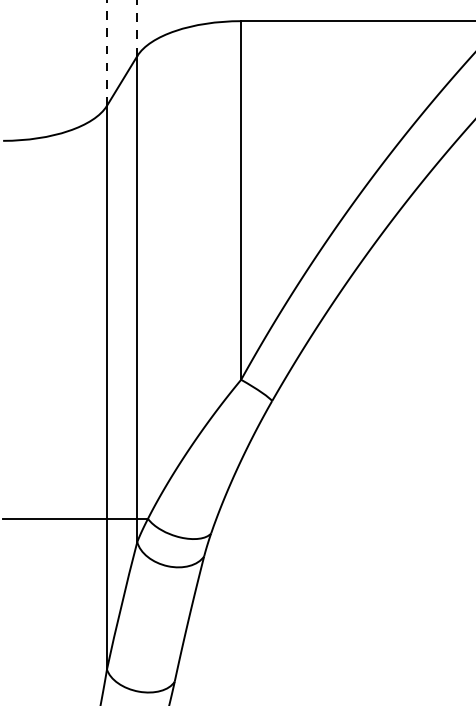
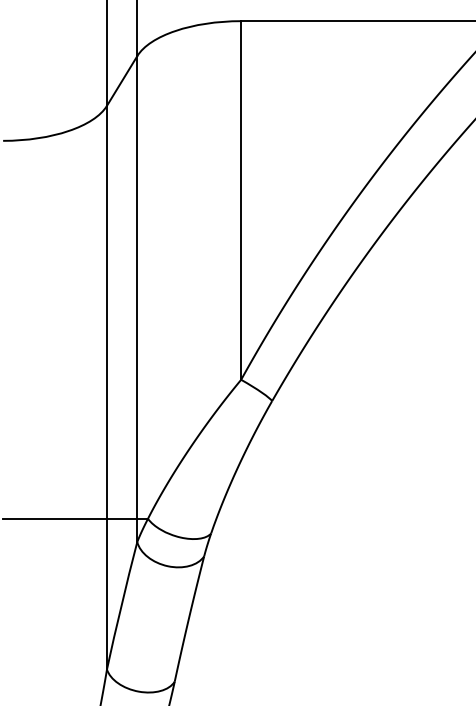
line: dashed -> solid (137, 28)
line: dashed -> solid (107, 52)
